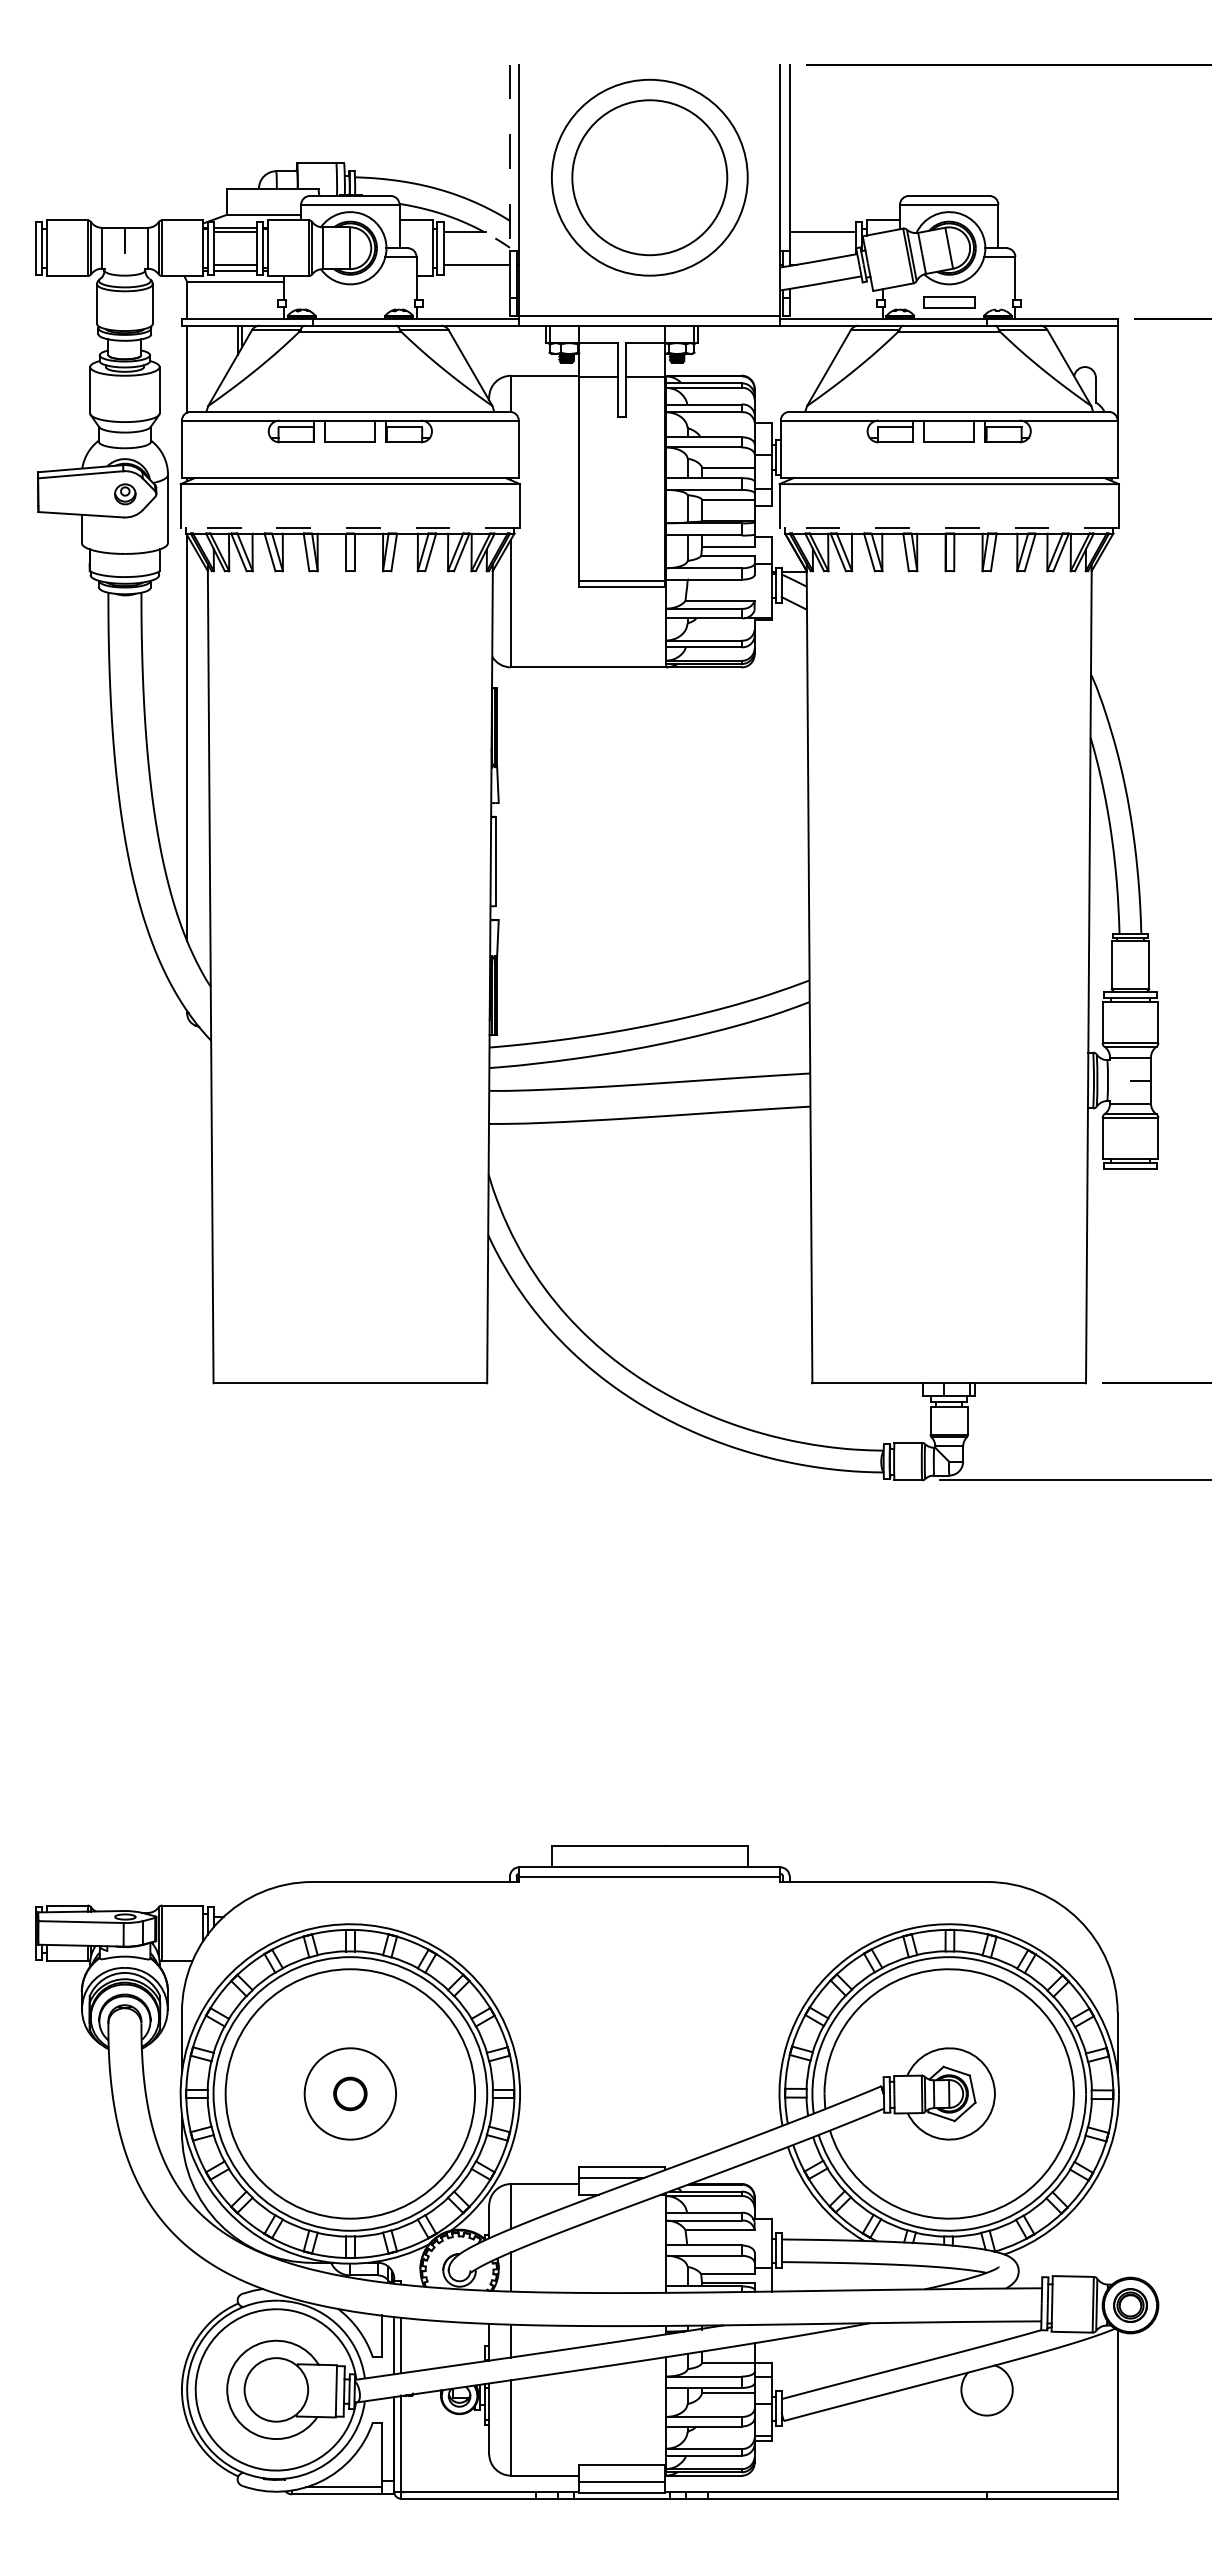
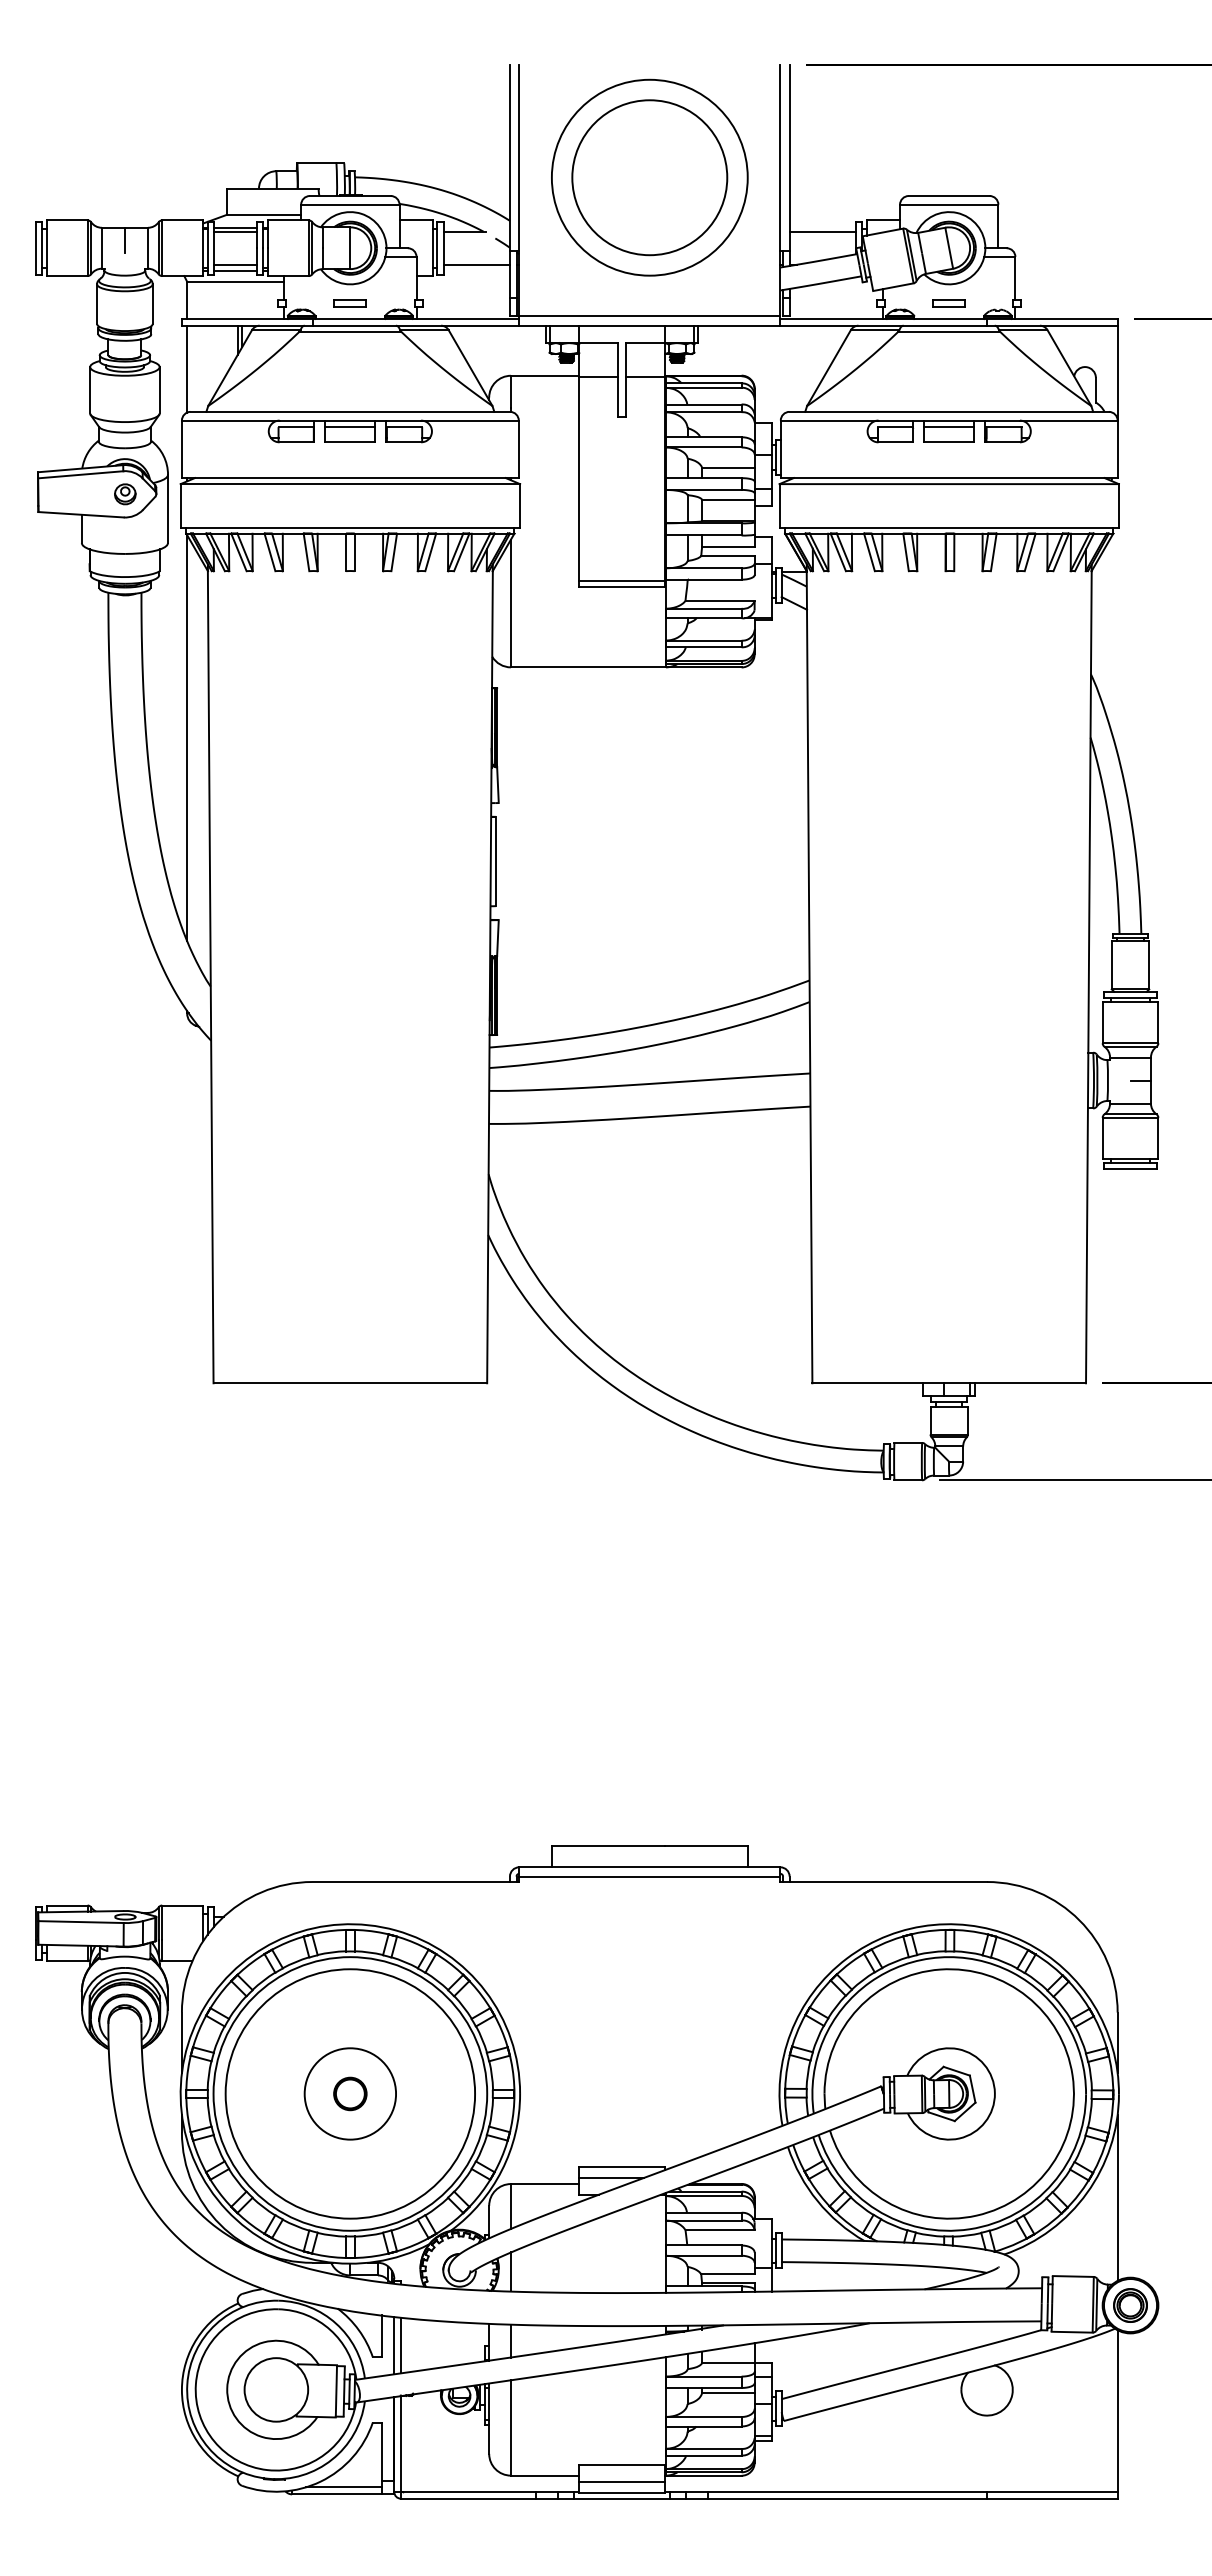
line: dashed -> solid (509, 158)
part size: 53x13 px -> 34x9 px (948, 303)
part: none -> present (349, 303)
line: none -> present (350, 427)
line: none -> present (949, 427)
line: dashed -> solid (350, 527)
line: dashed -> solid (949, 527)
line: none -> present (1117, 2197)
